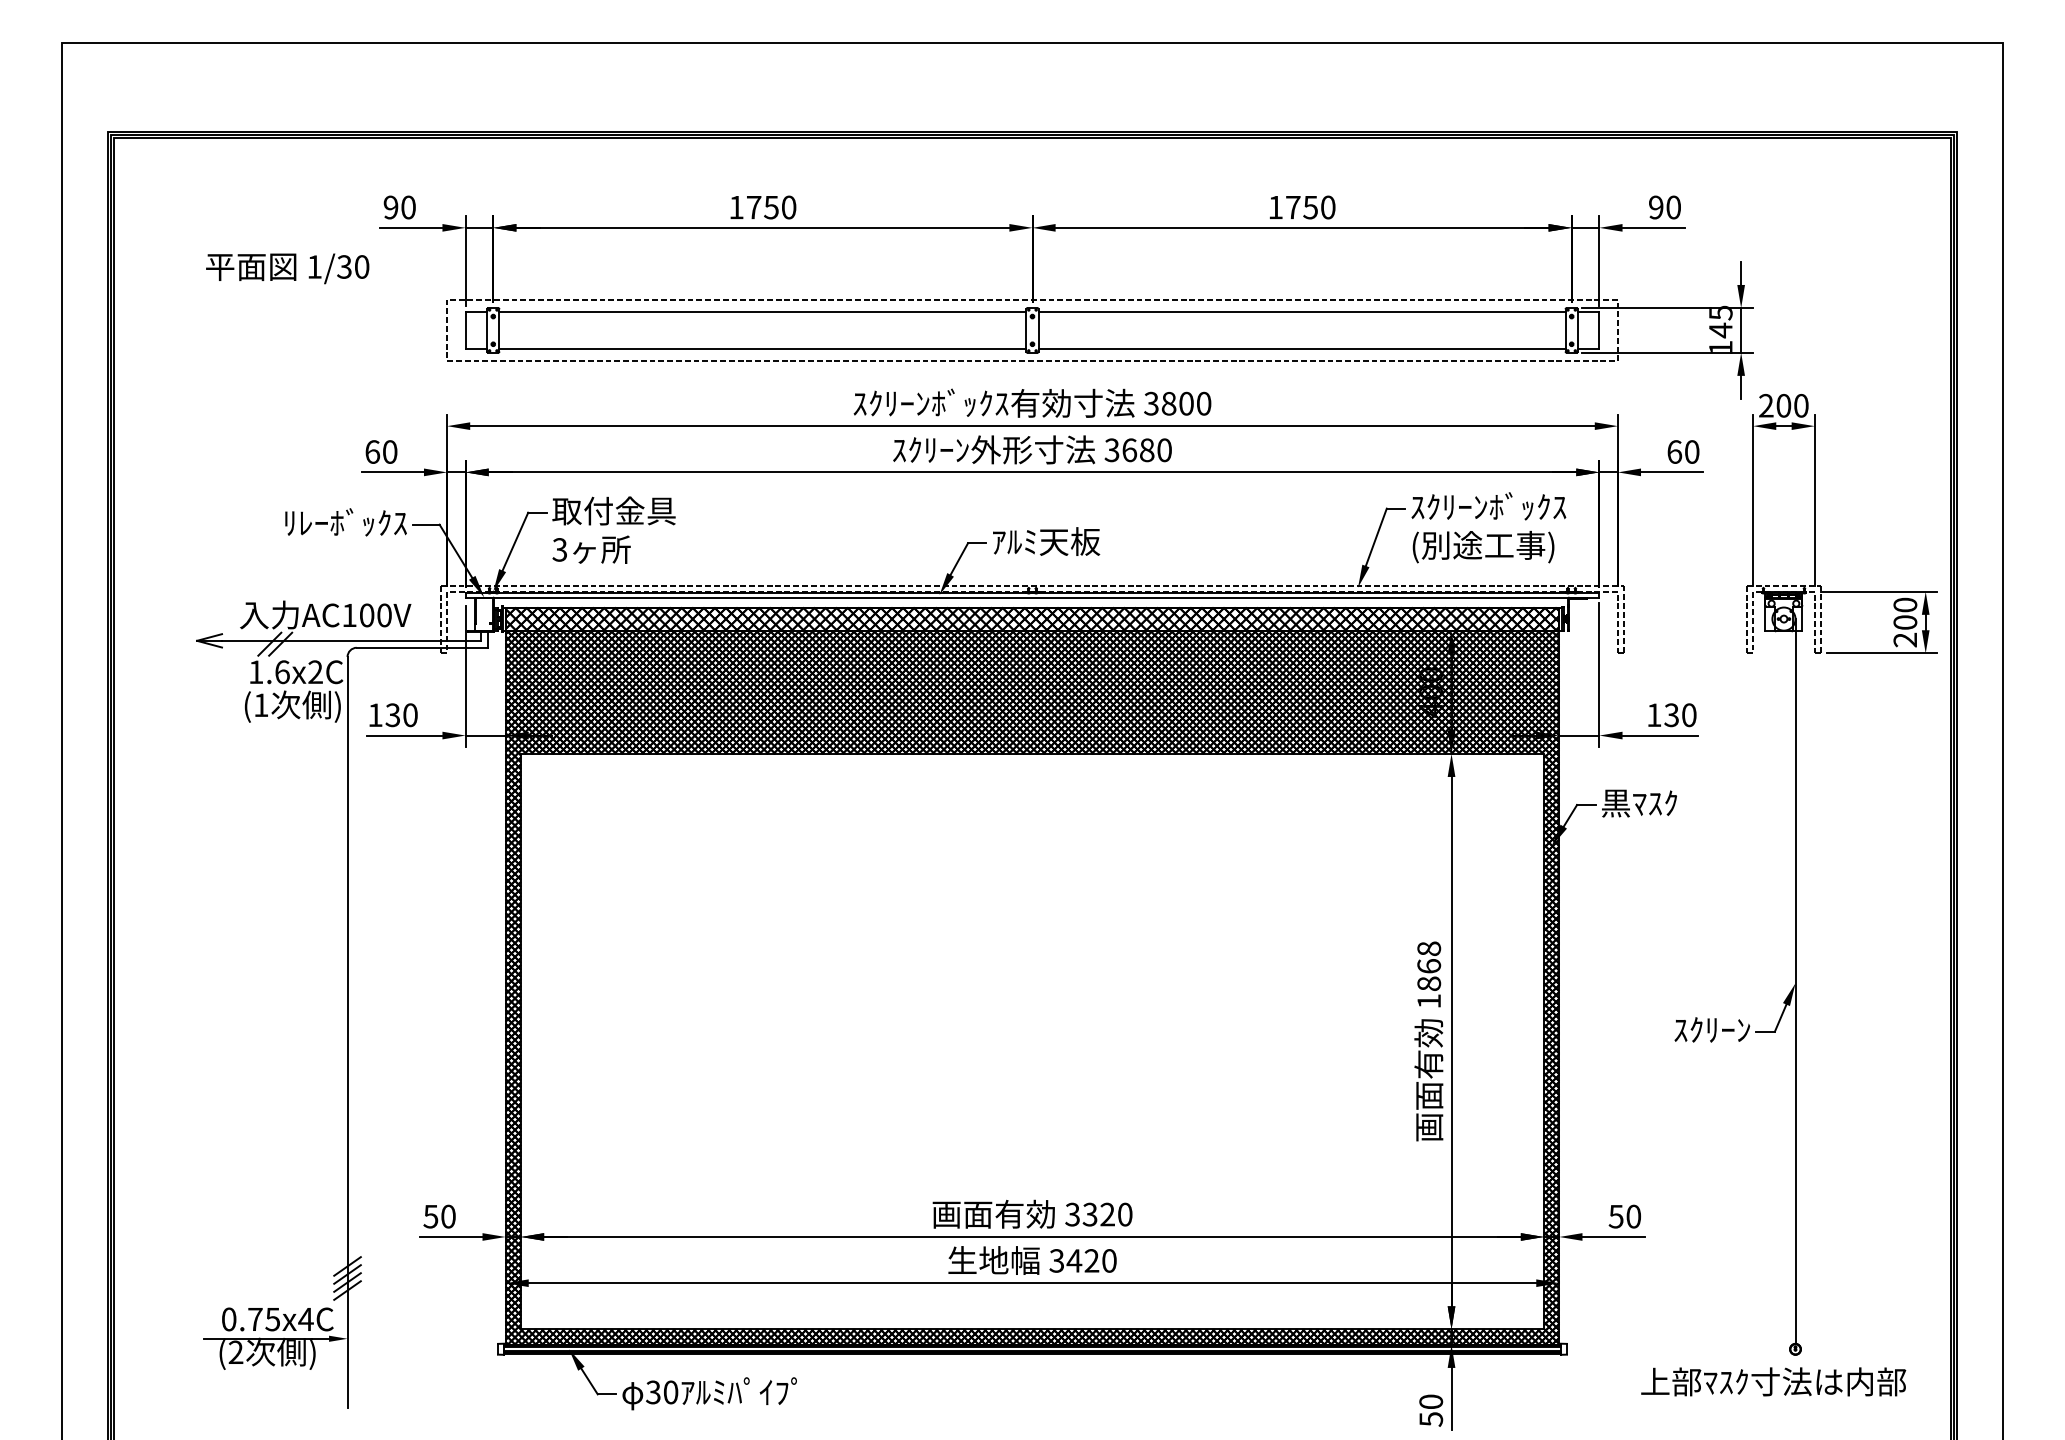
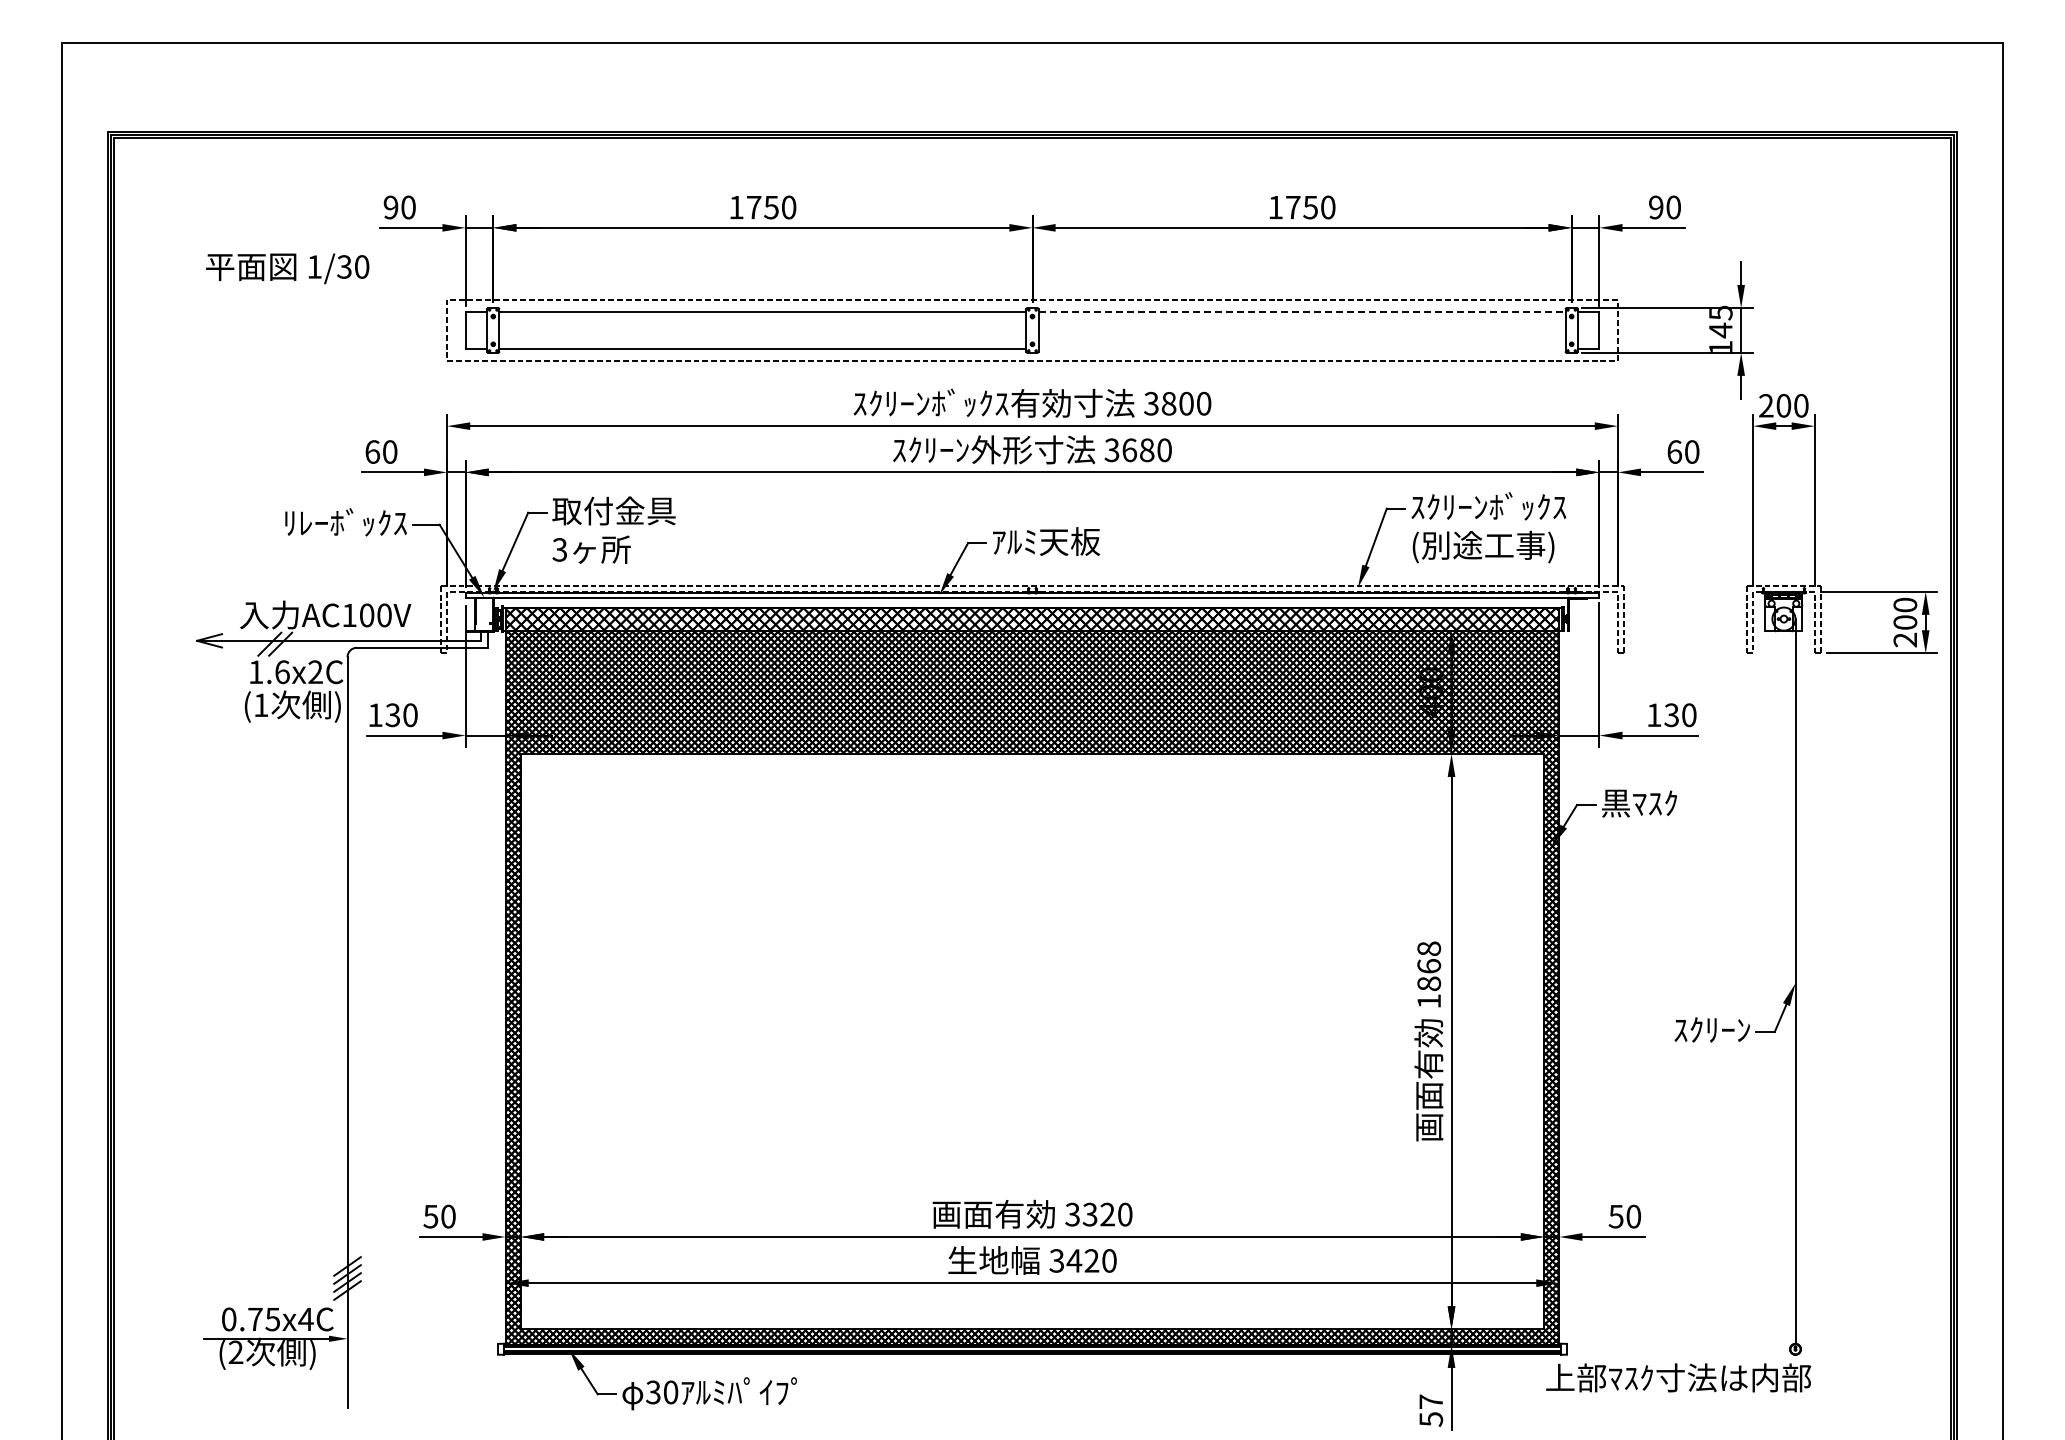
line: solid -> dashed (1302, 311)
line: present -> none (1301, 348)
text position: (1773, 1381) -> (1678, 1377) (1678, 1377)
text: 50 -> 57 (1431, 1401)
